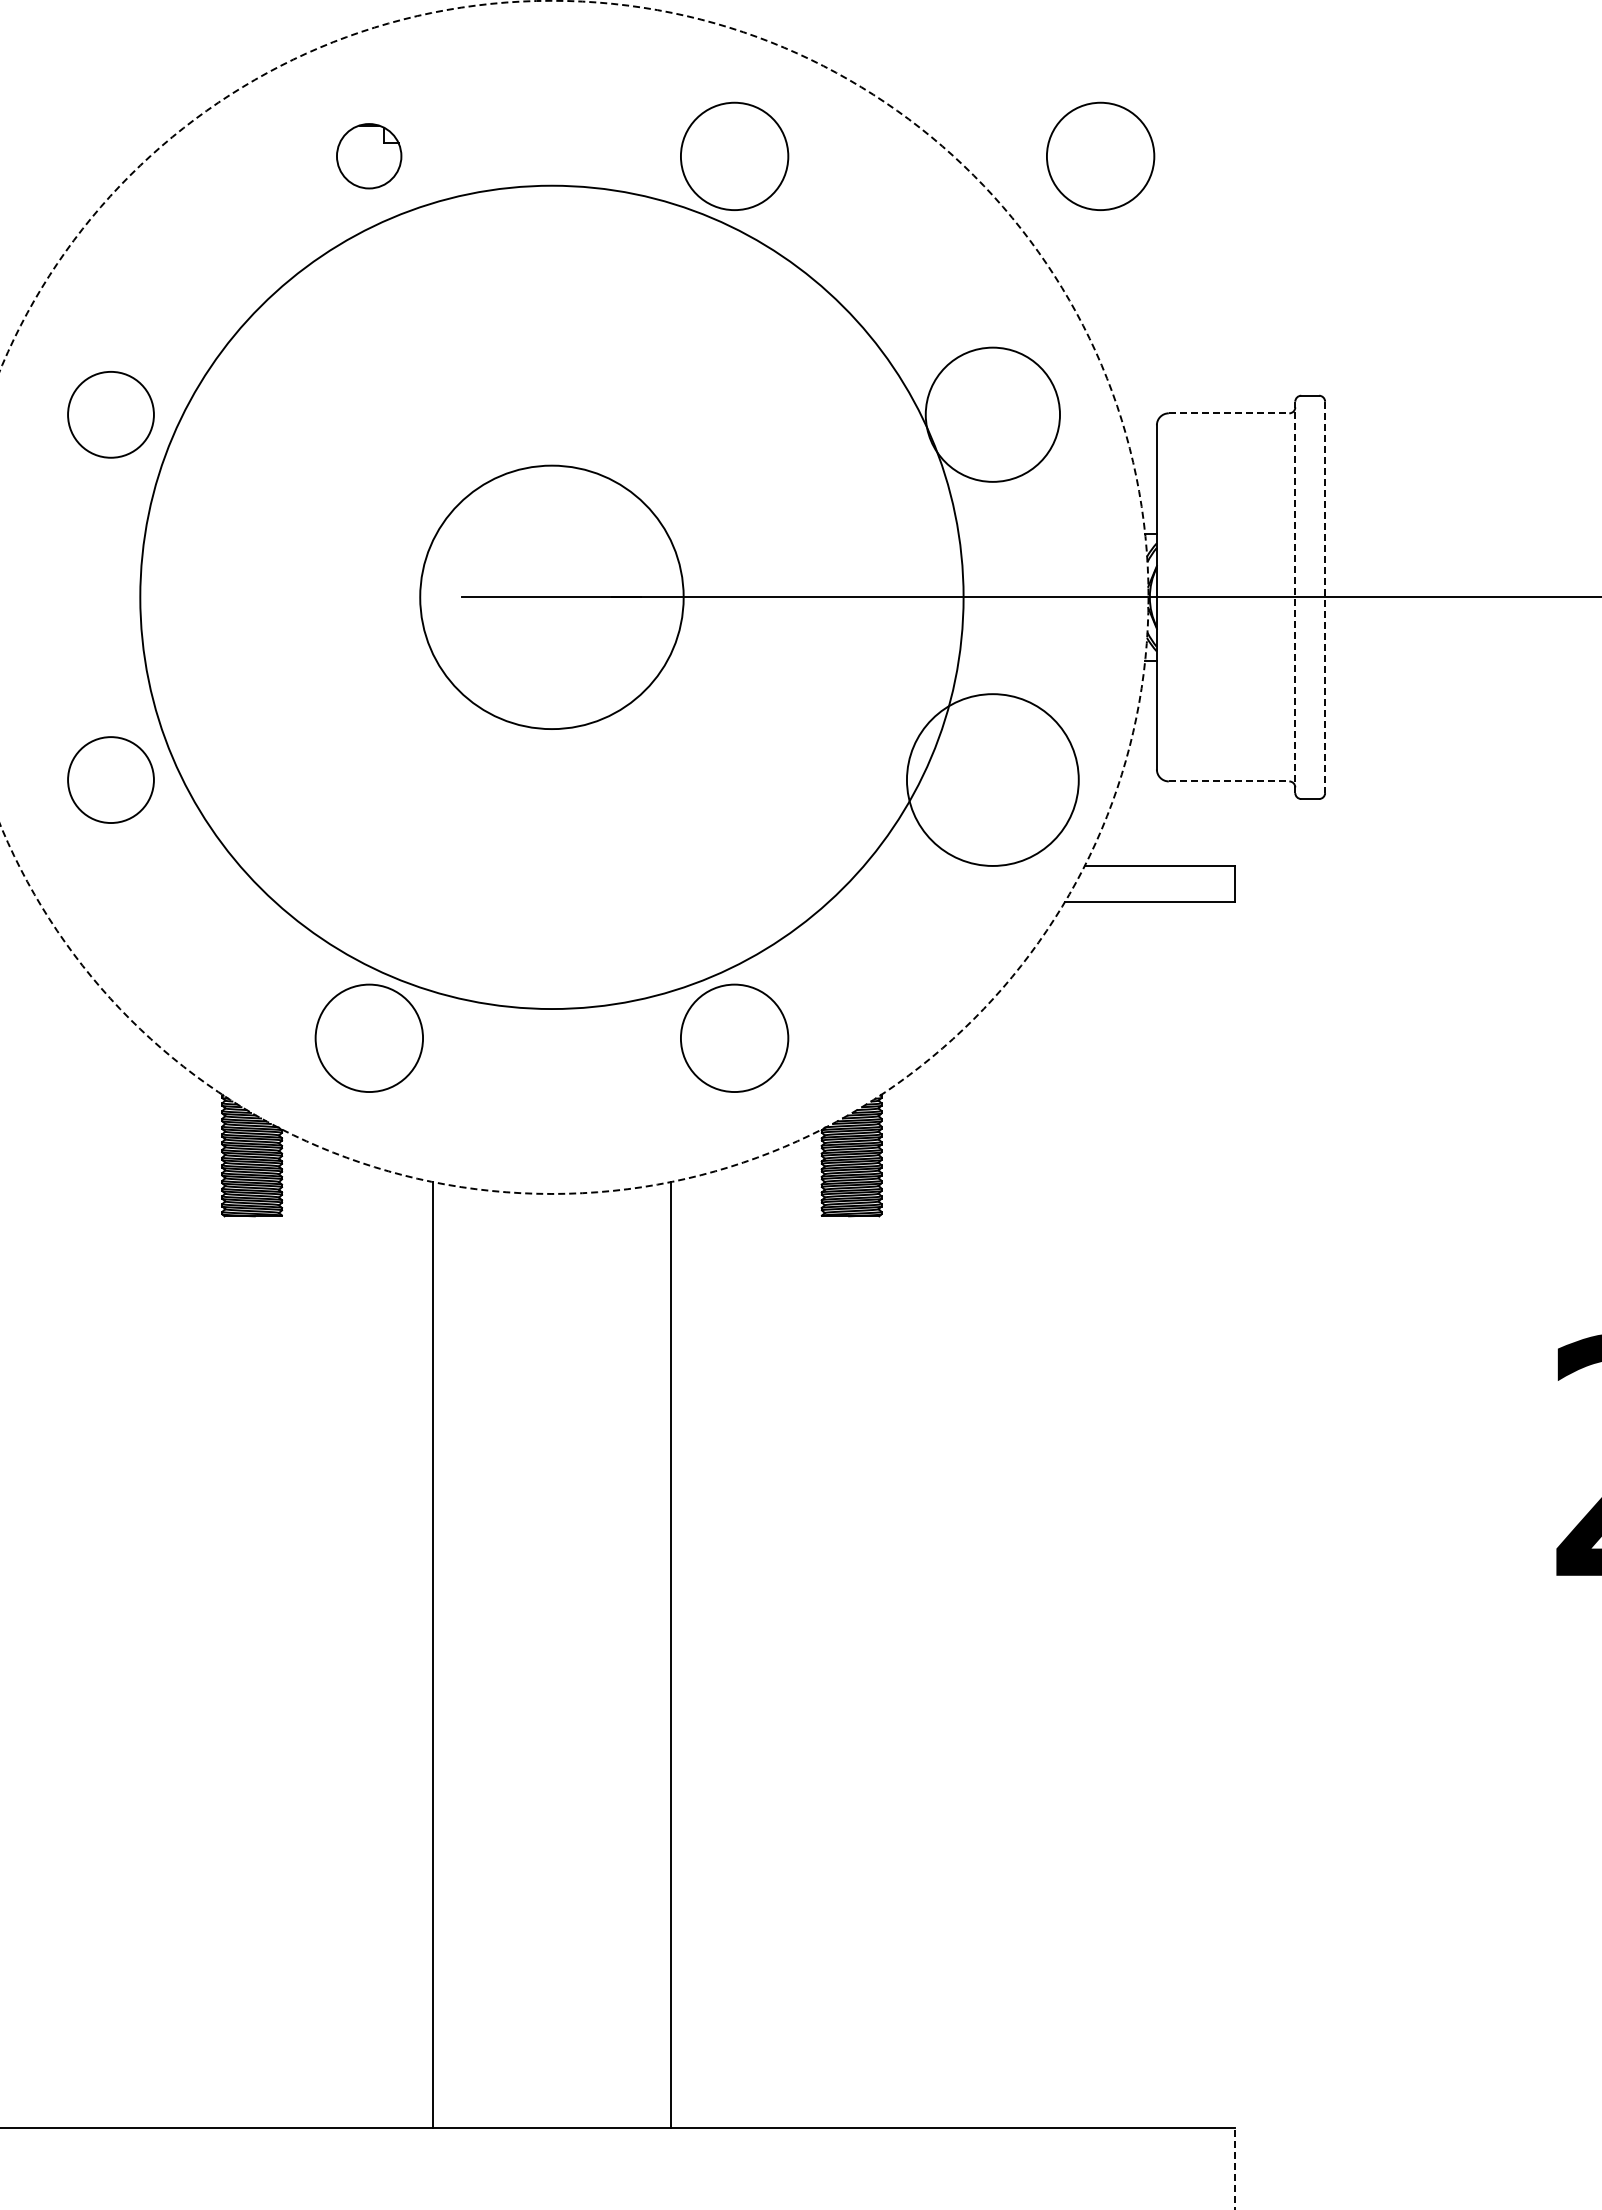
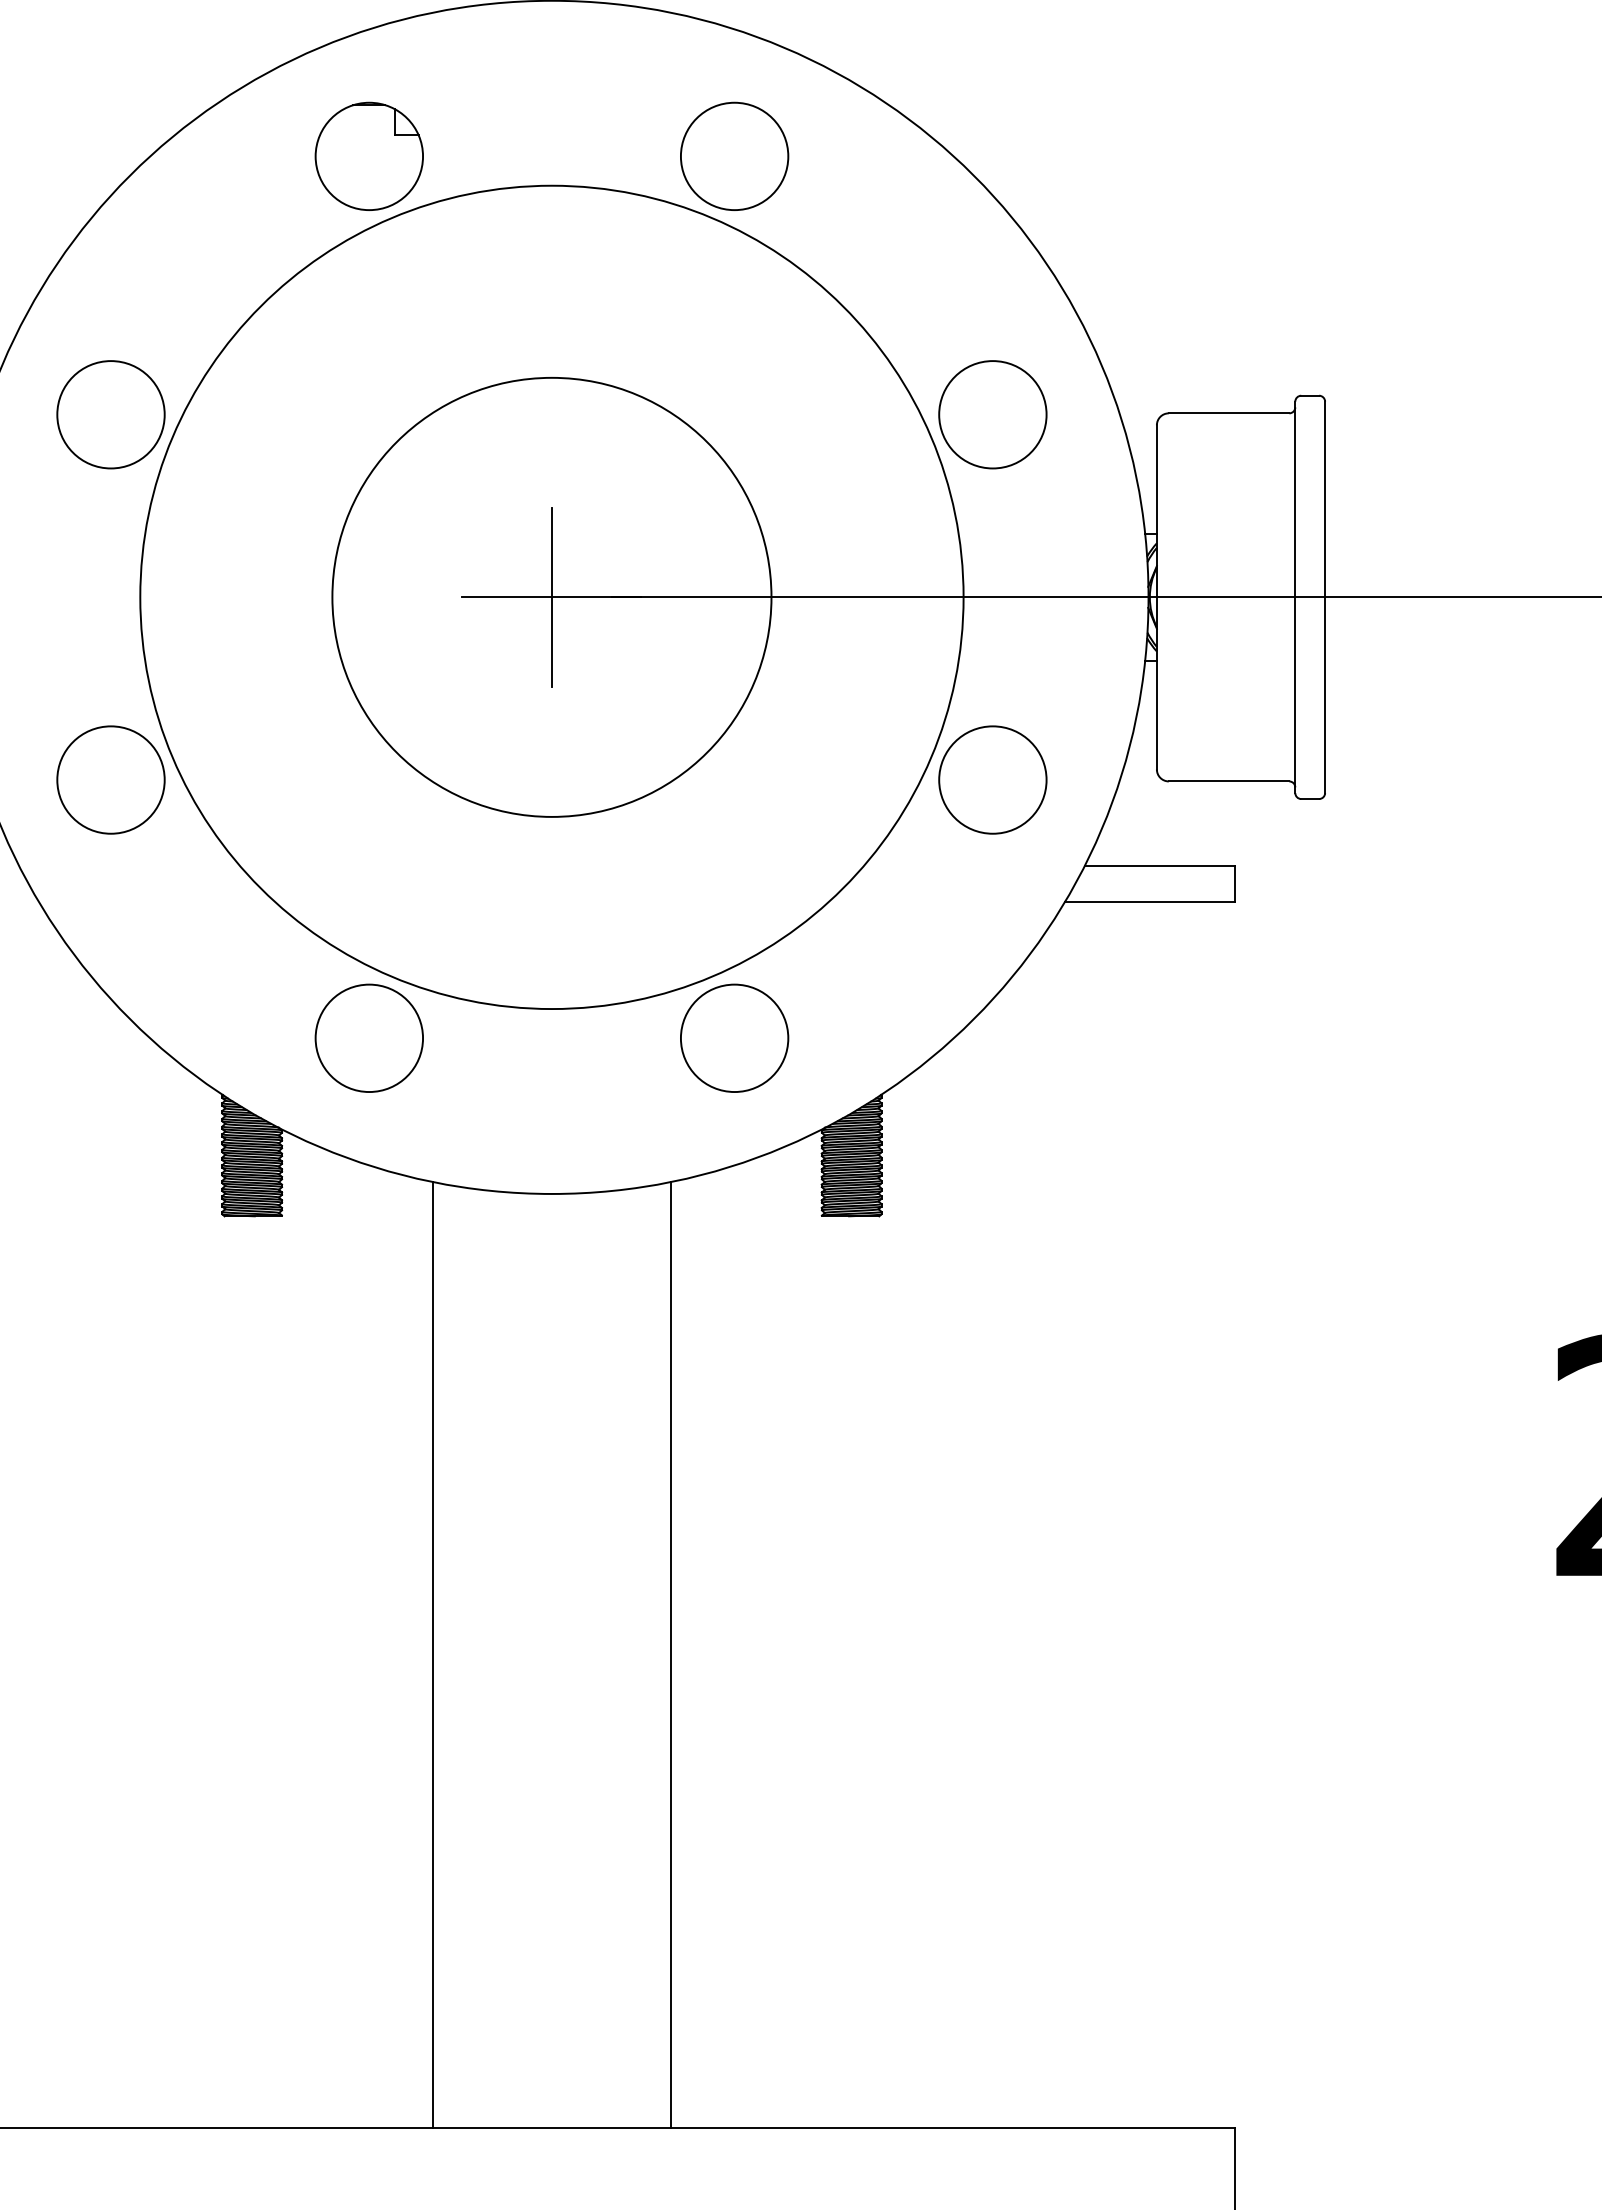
circle: present -> none (1100, 155)
part size: 67x67 px -> 110x110 px (368, 155)
line: dashed -> solid (1229, 413)
circle size: 88x88 px -> 110x110 px (110, 414)
circle diameter: 134 px -> 107 px (992, 414)
line: none -> present (551, 596)
circle: dashed -> solid (574, 596)
circle diameter: 263 px -> 439 px (551, 596)
line: dashed -> solid (1295, 597)
line: dashed -> solid (1325, 597)
circle diameter: 172 px -> 107 px (992, 779)
circle diameter: 86 px -> 107 px (110, 779)
line: dashed -> solid (1229, 781)
line: dashed -> solid (1235, 2168)
